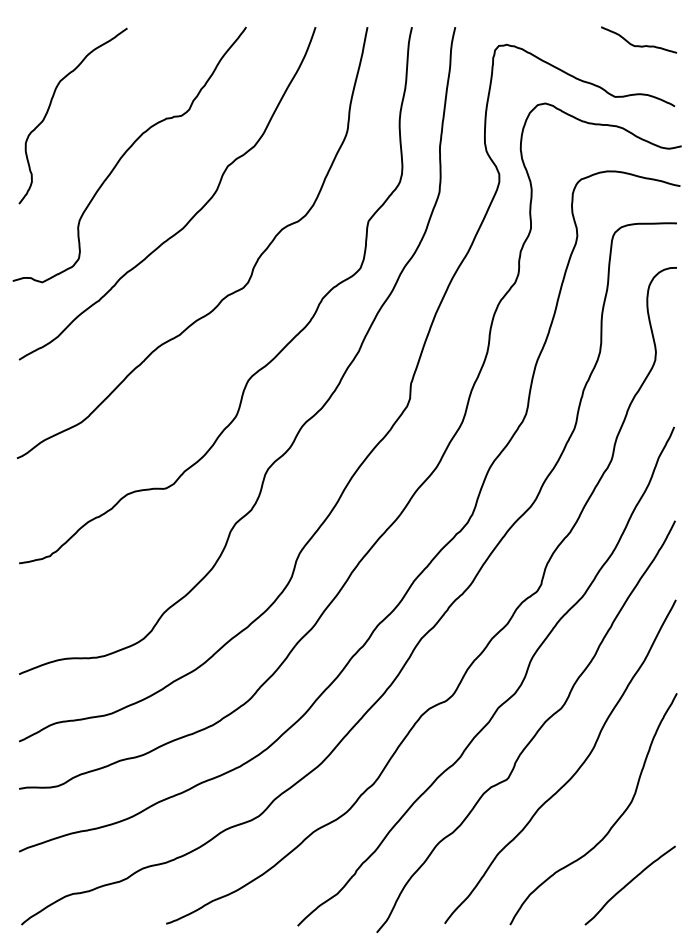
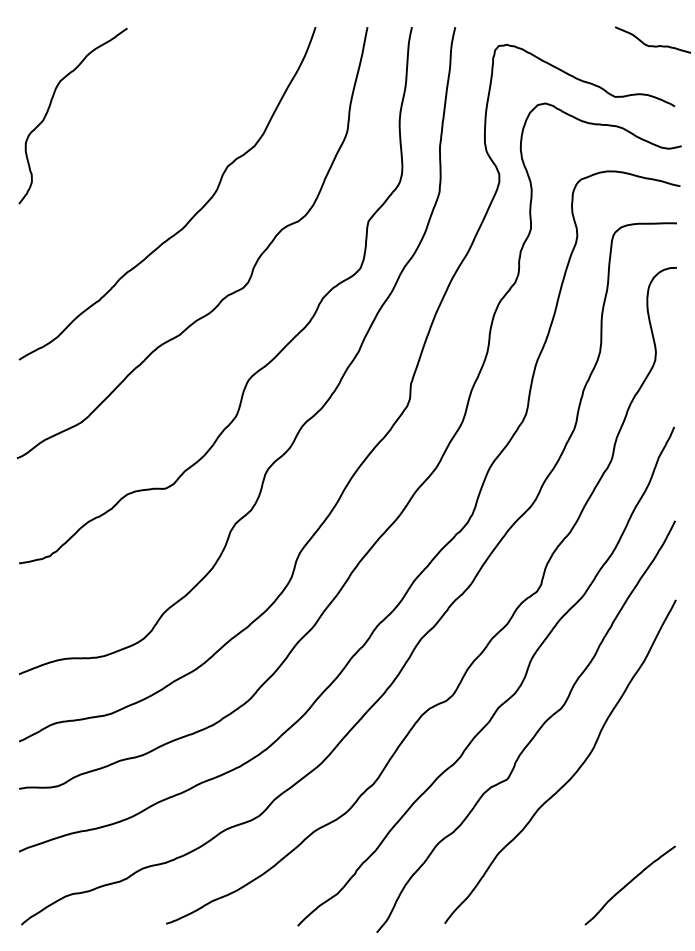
curve position: (639, 45) -> (653, 45) (653, 45)
curve: present -> none (127, 151)
curve: present -> none (613, 823)
